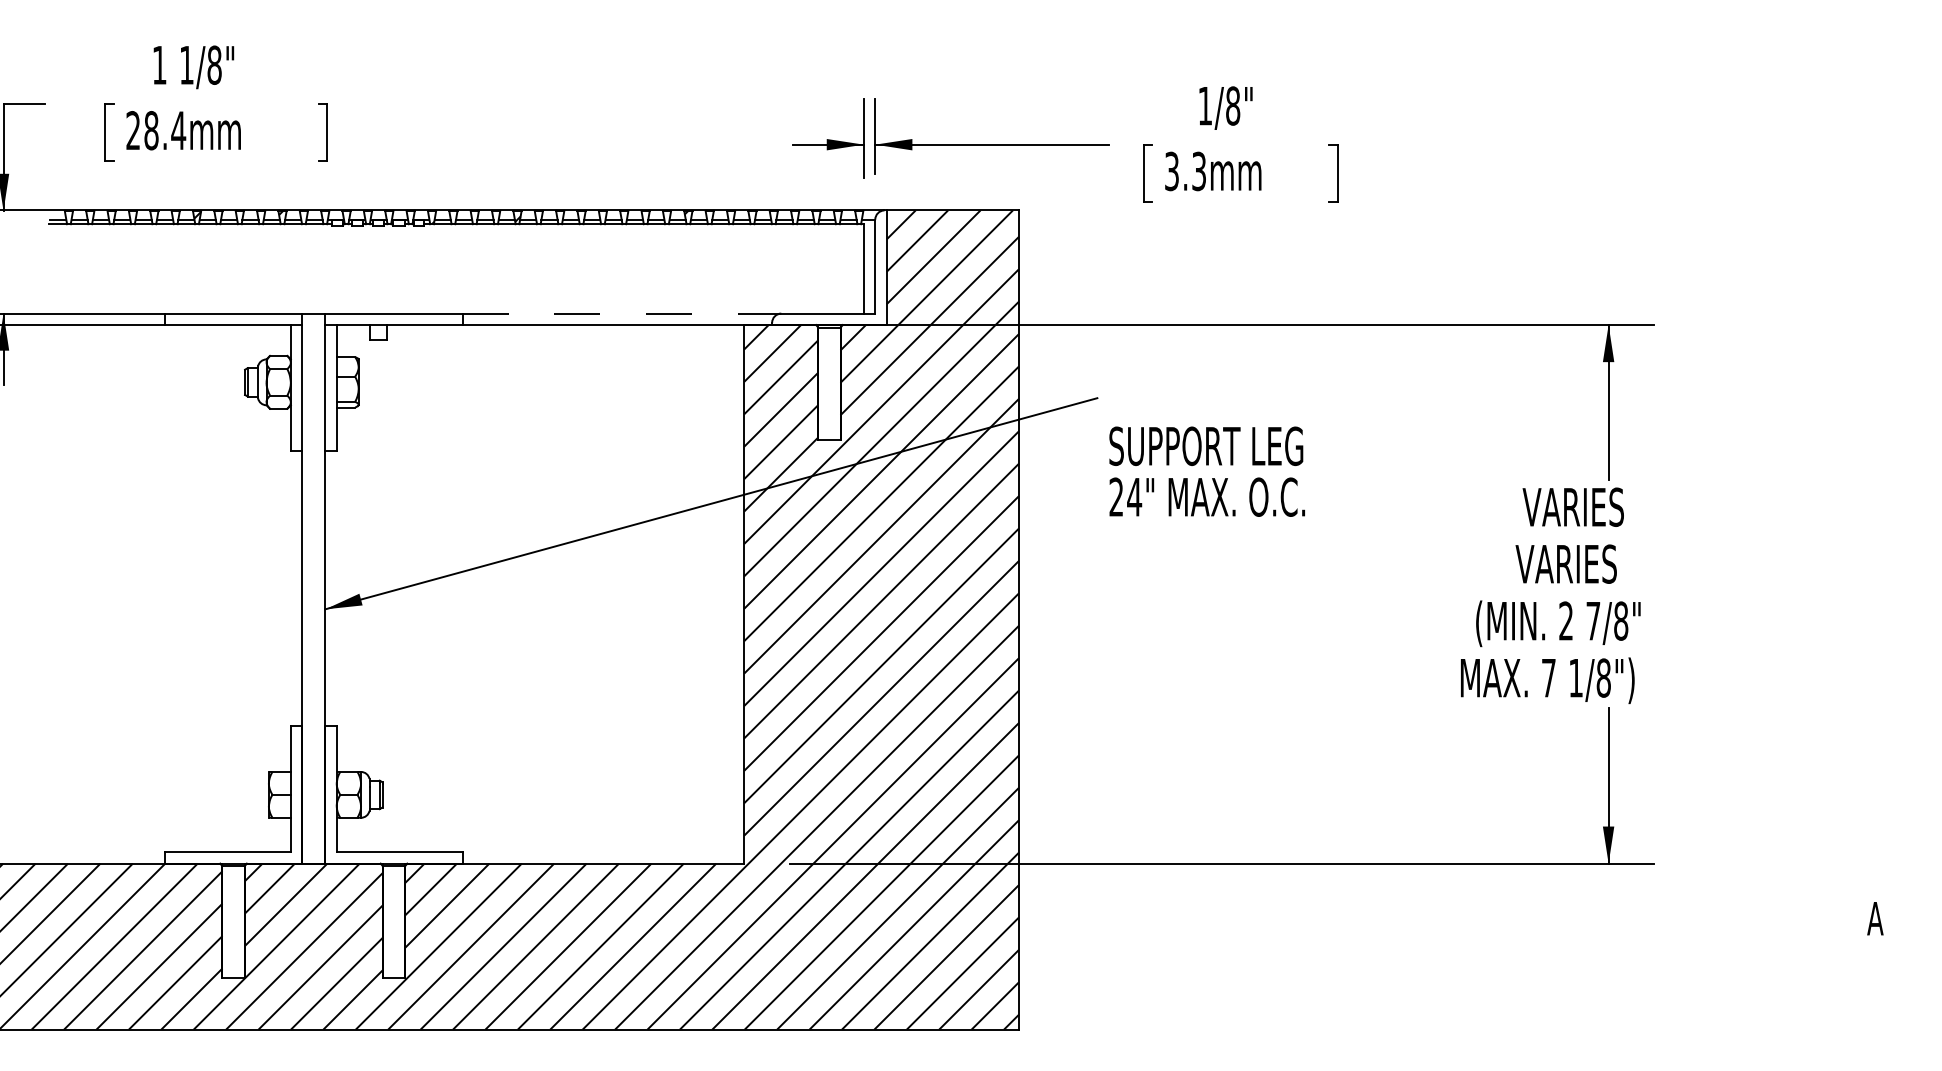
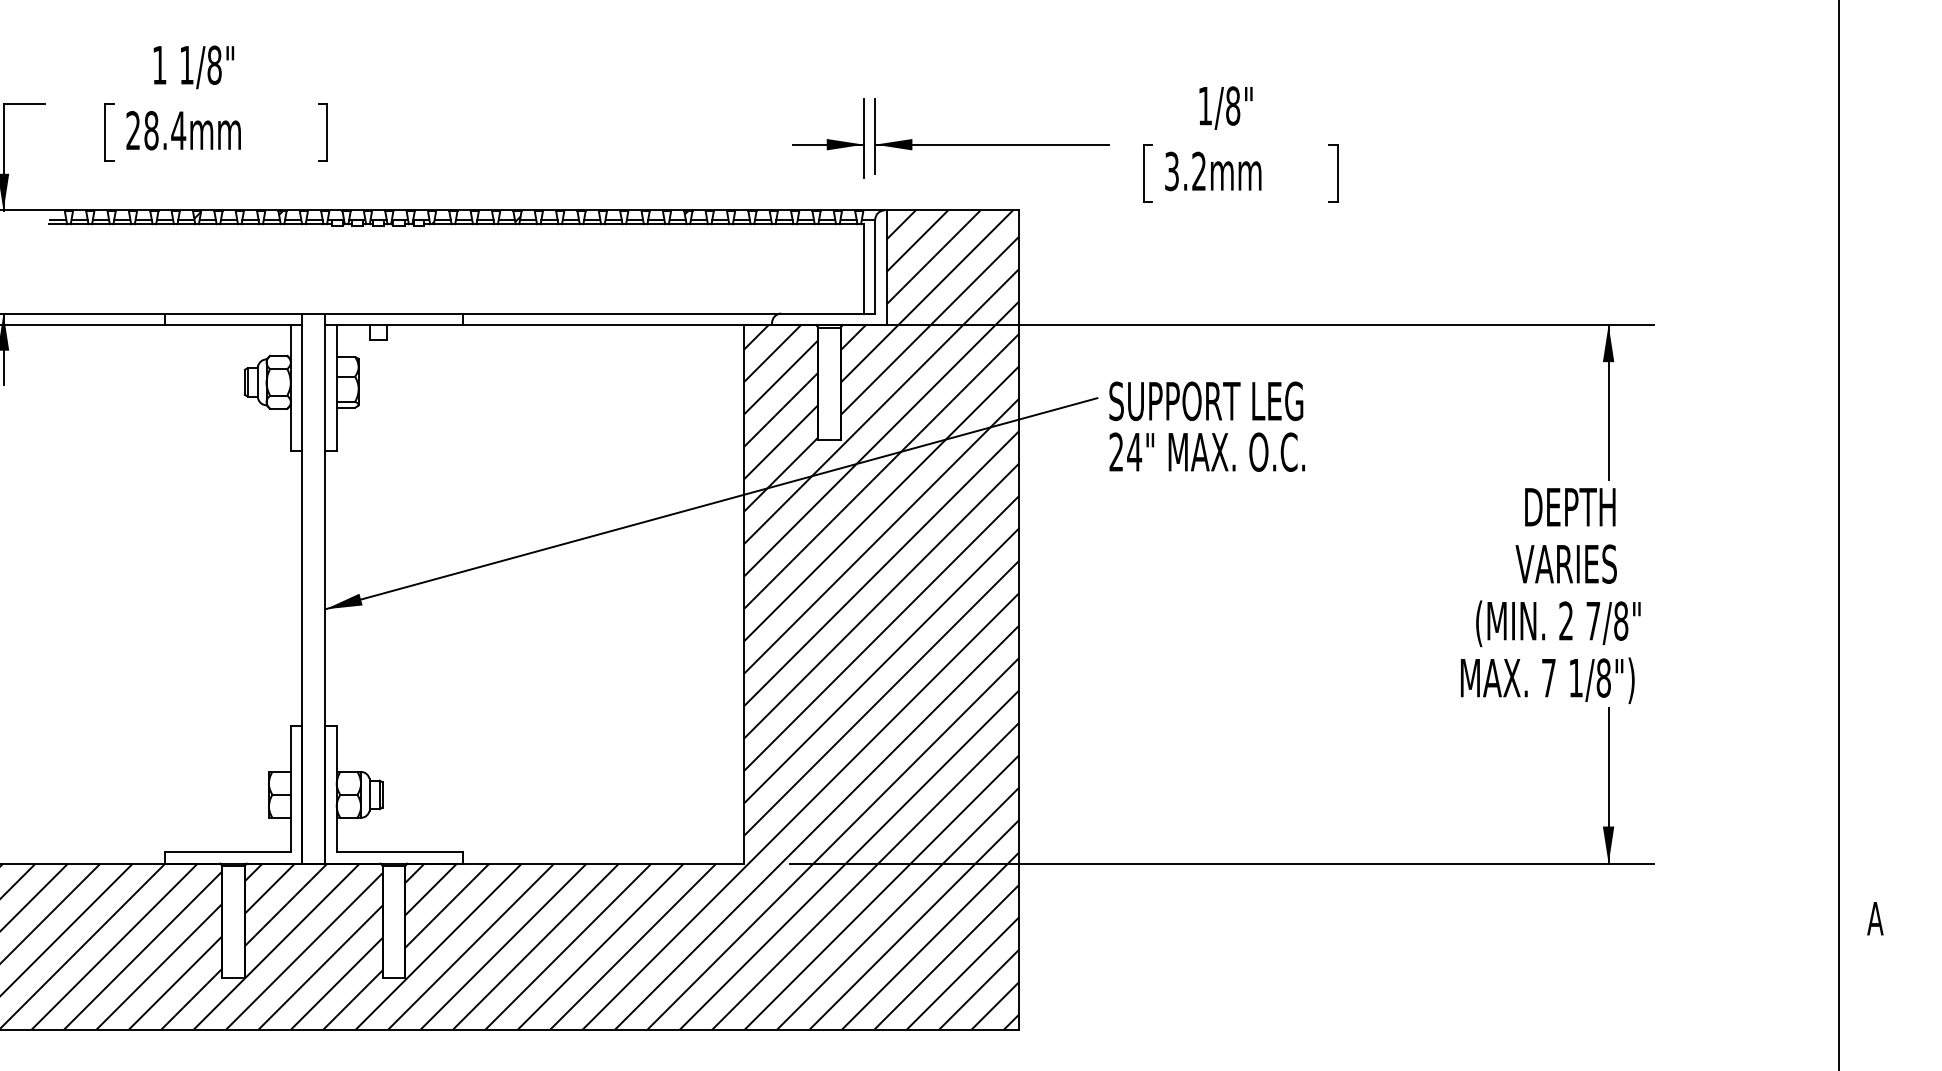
text: 3.3mm -> 3.2mm (1198, 171)
line: dashed -> solid (622, 313)
text position: (1206, 471) -> (1206, 426) (1206, 426)
text: VARIES -> DEPTH (1572, 506)
line: none -> present (1838, 534)
